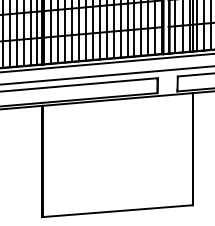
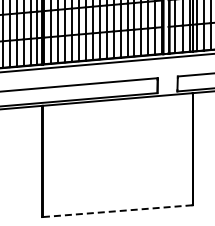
line: present -> none (106, 75)
line: solid -> dashed (117, 211)
